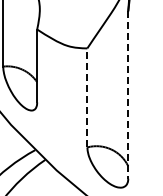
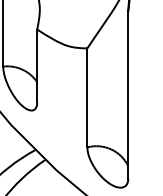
line: dashed -> solid (128, 94)
line: dashed -> solid (87, 97)
